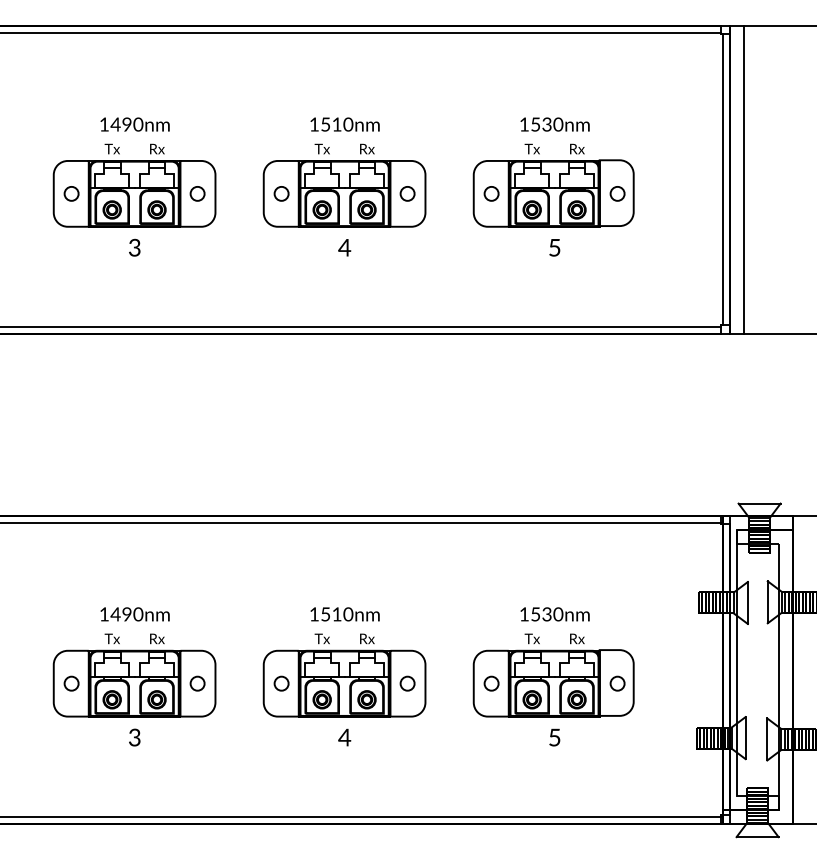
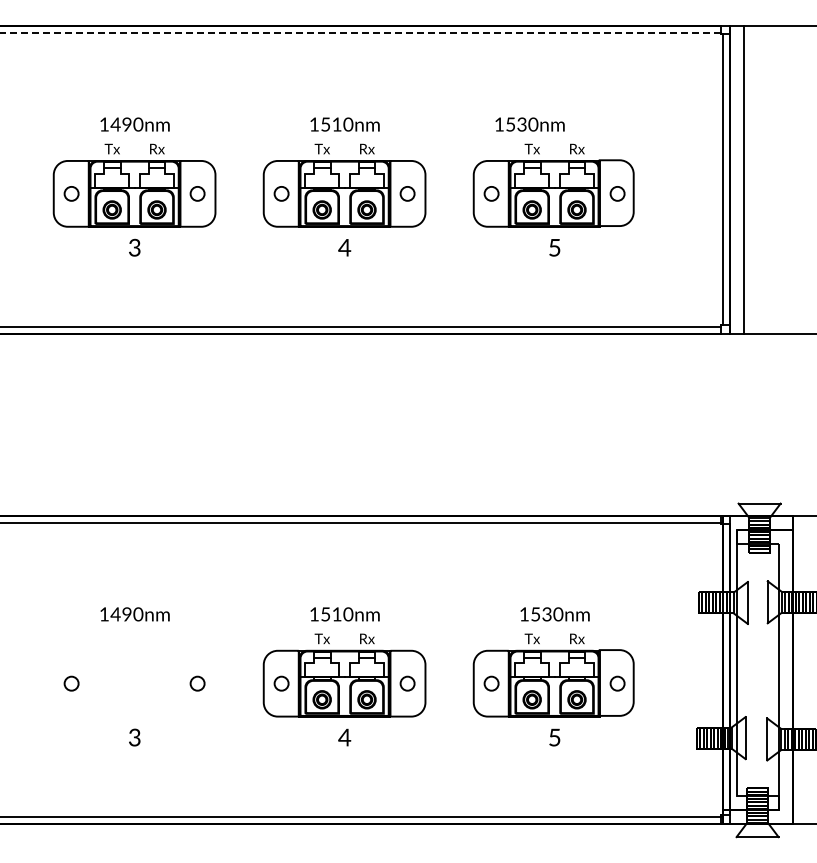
line: solid -> dashed (360, 32)
text position: (554, 124) -> (529, 124) (529, 124)
part: present -> none (134, 675)
